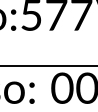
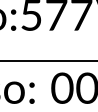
line position: (48, 65) -> (48, 60) (48, 60)
